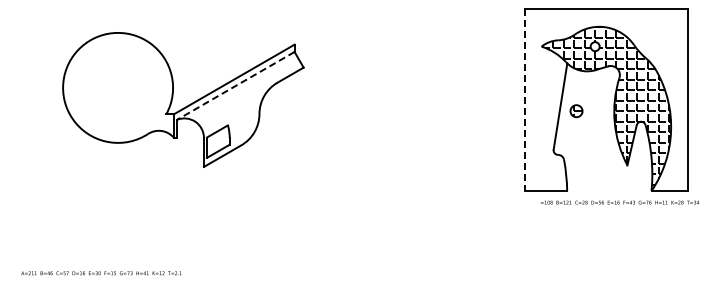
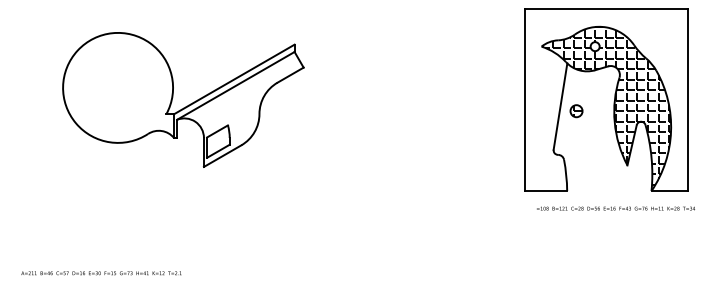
line: dashed -> solid (235, 85)
line: dashed -> solid (524, 100)
text position: (619, 202) -> (615, 208) (615, 208)
